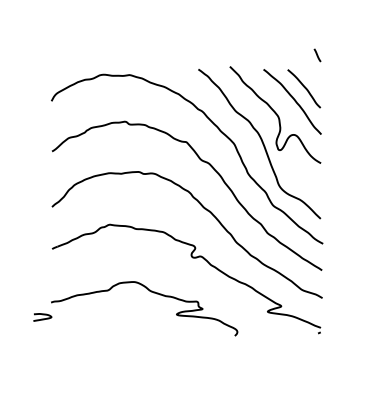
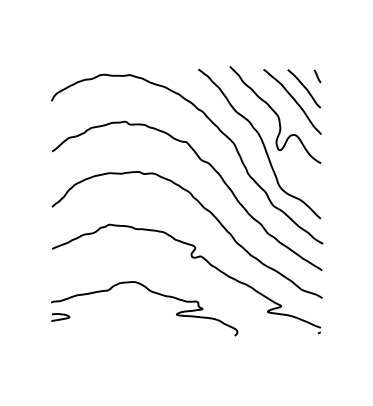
line position: (317, 55) -> (317, 76) (317, 76)
curve position: (42, 318) -> (60, 318) (60, 318)
